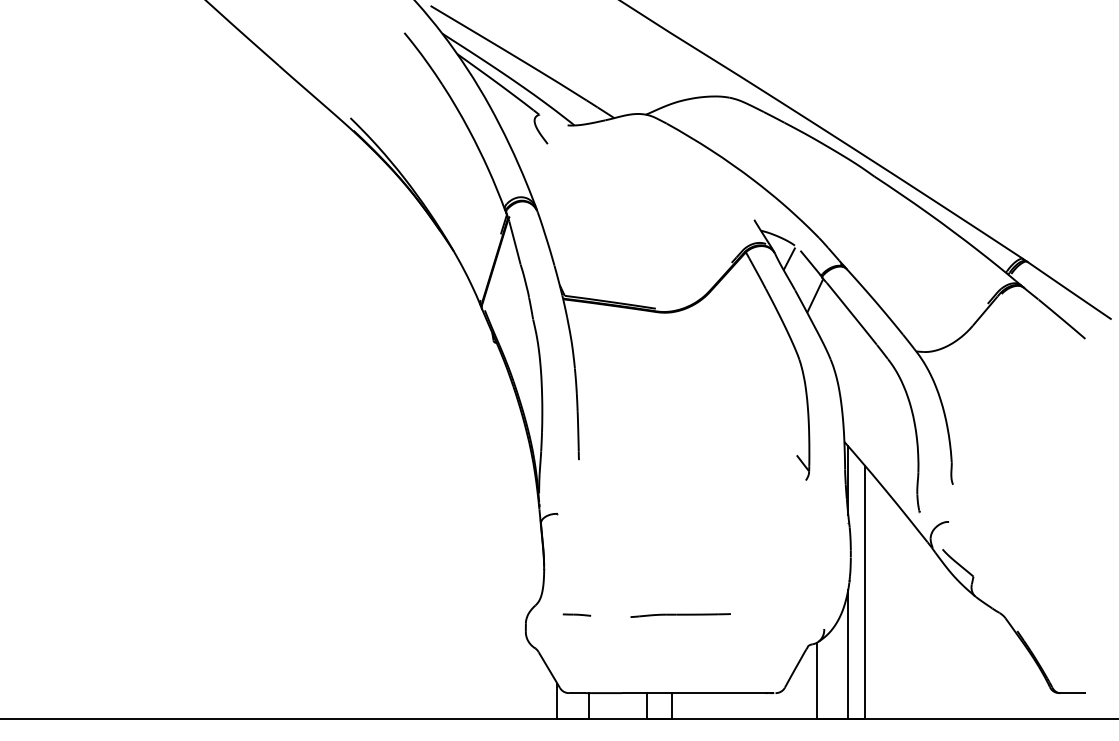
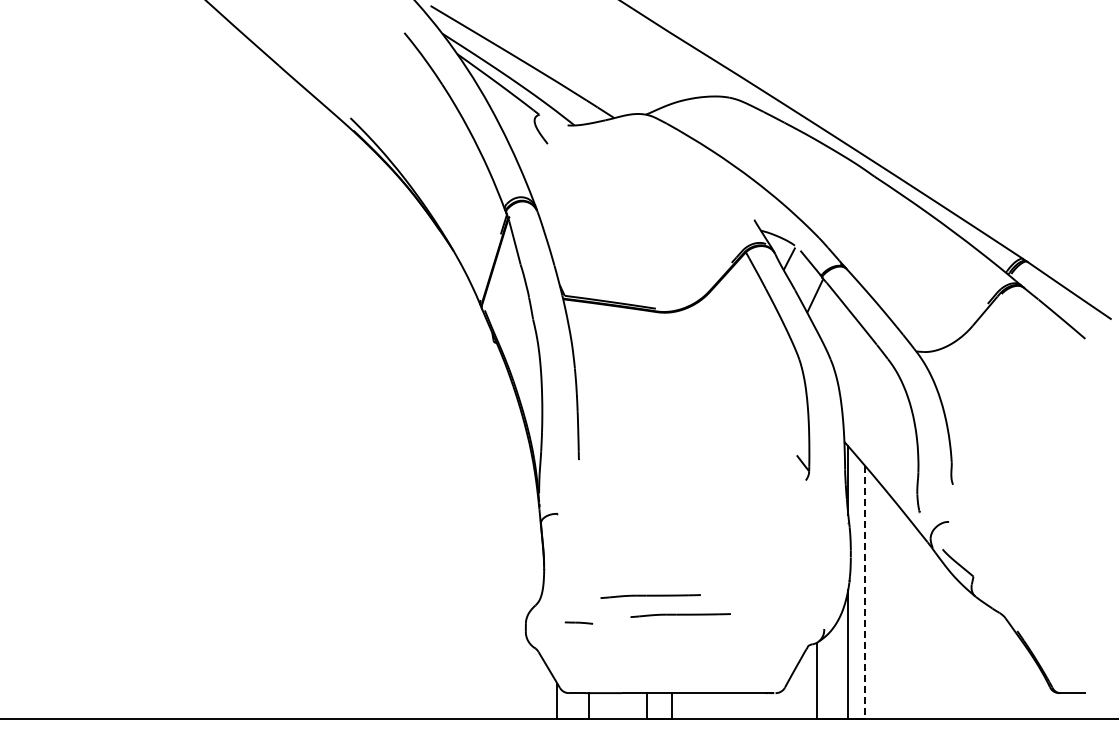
line: solid -> dashed (865, 592)
line: none -> present (650, 596)
line position: (576, 614) -> (578, 622) (578, 622)
